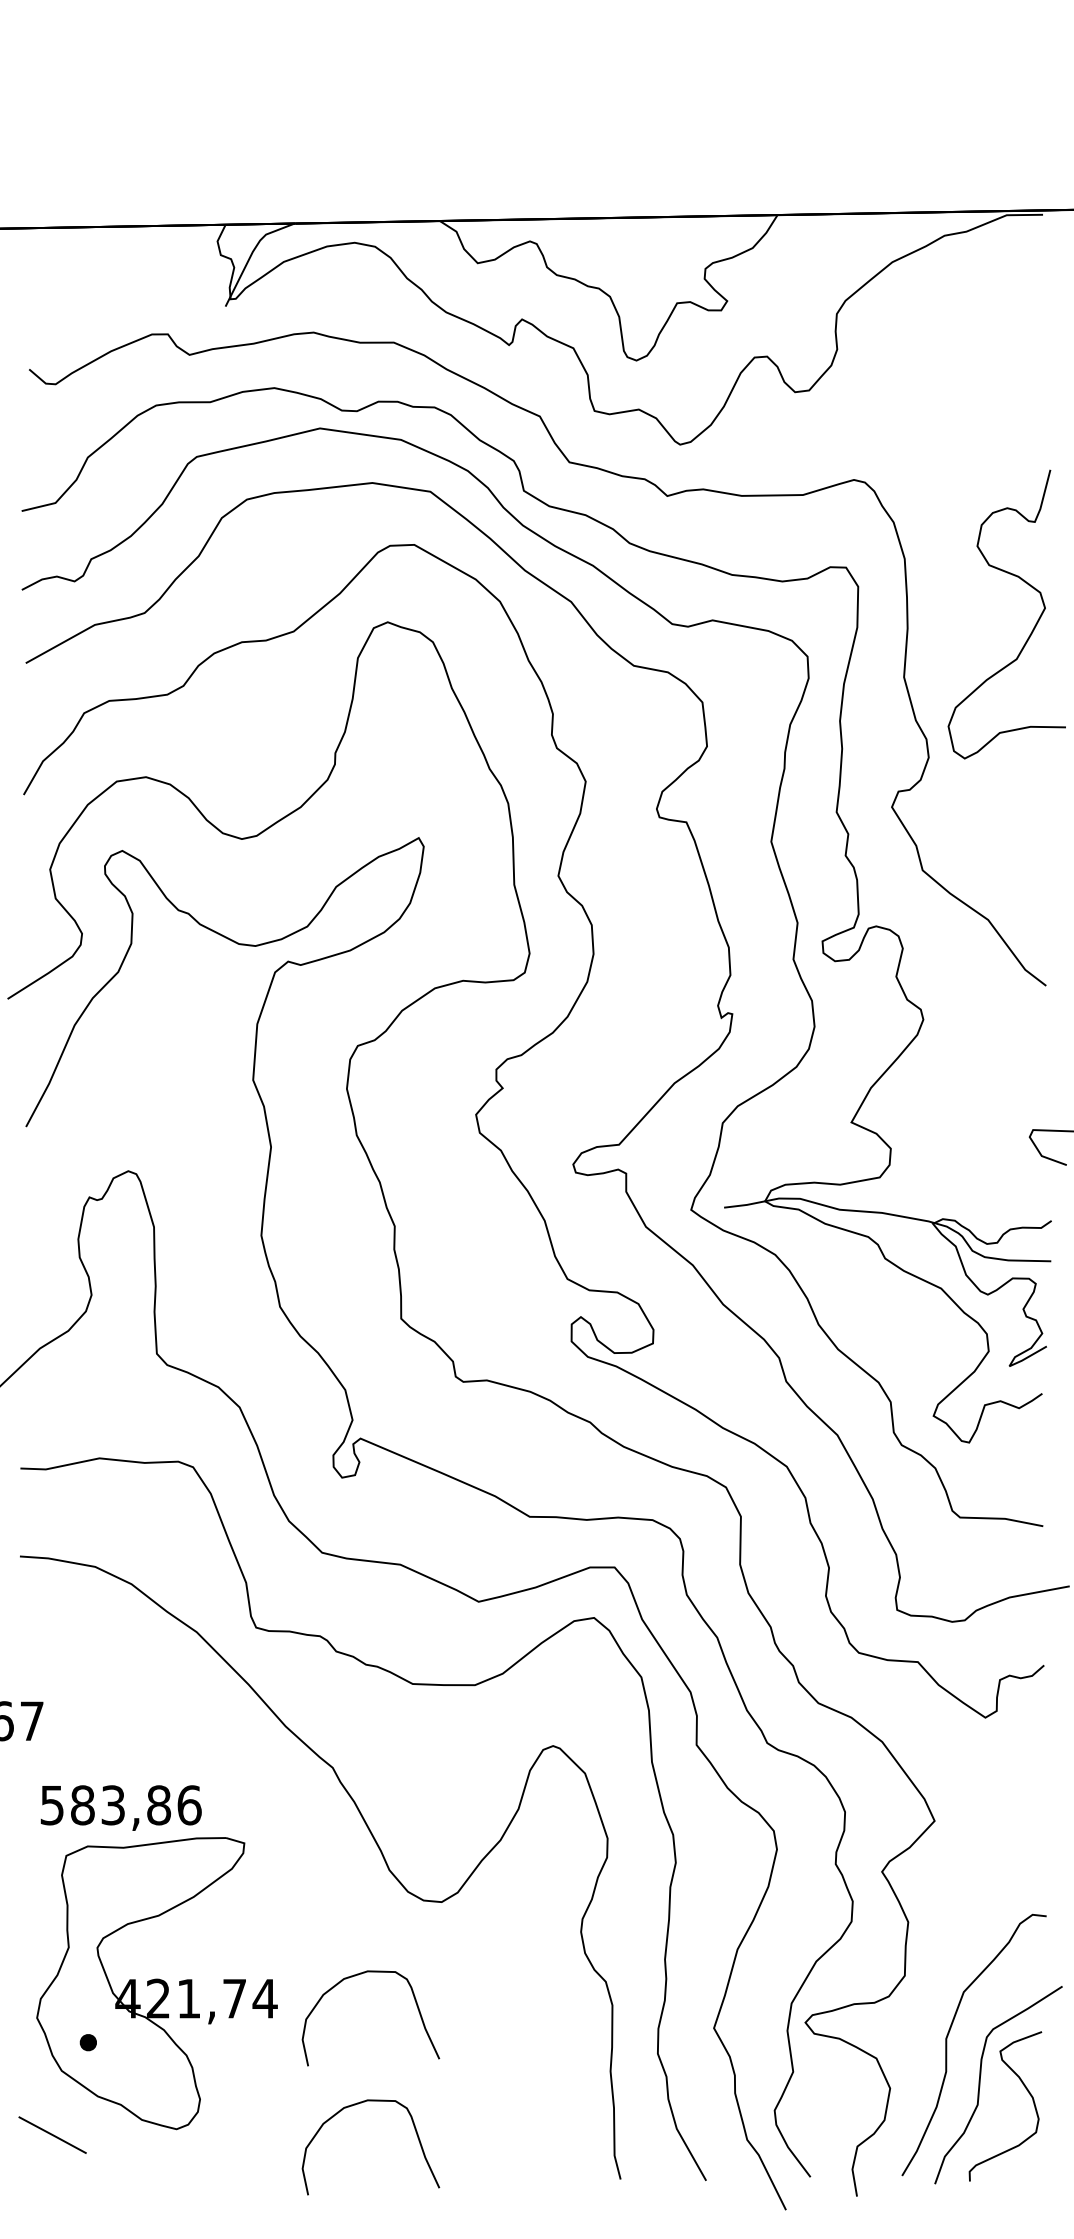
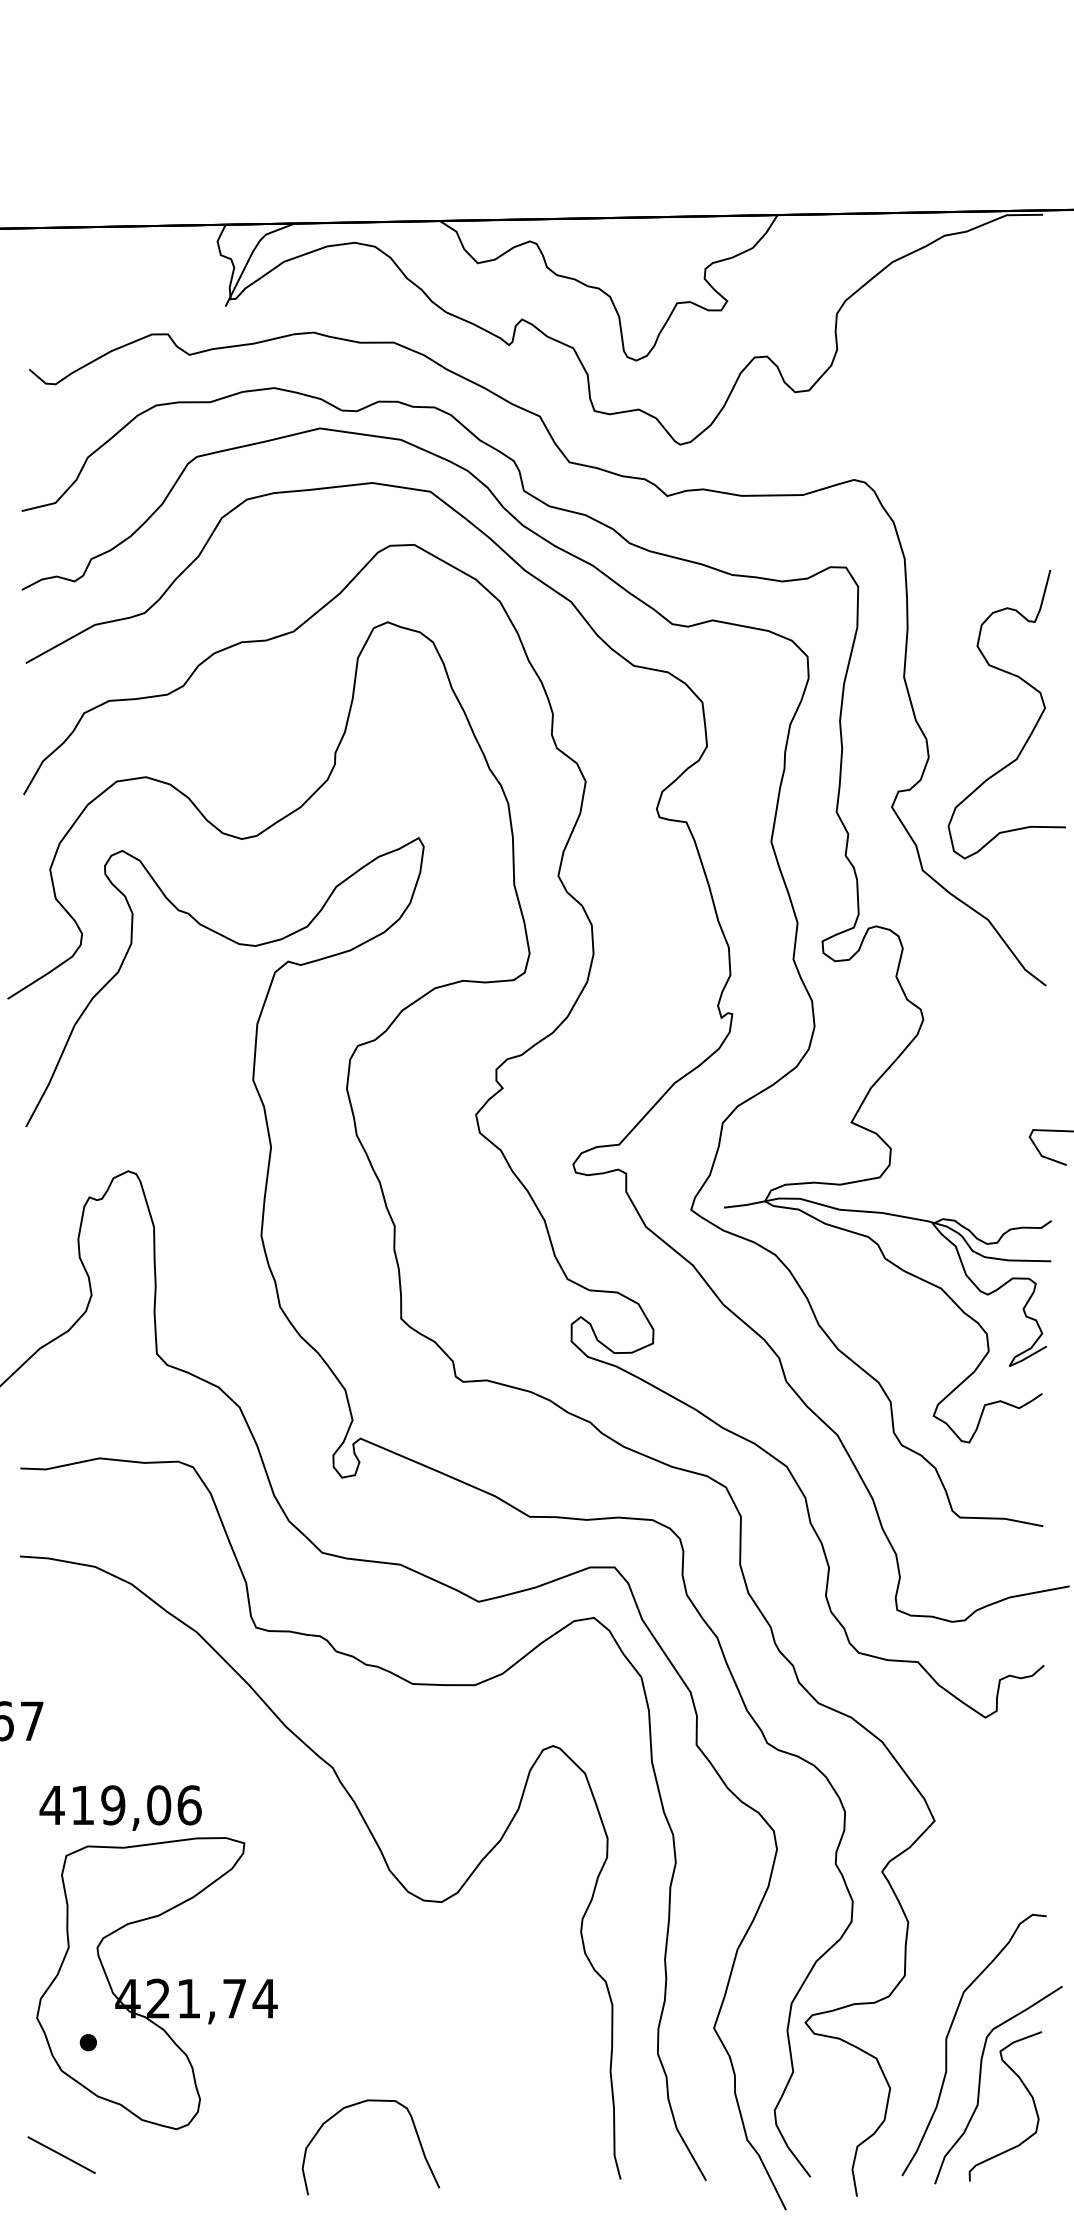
curve position: (1033, 627) -> (1033, 727) (1033, 727)
text: 583,86 -> 419,06 (105, 1805)
curve: present -> none (355, 1976)
line position: (52, 2134) -> (61, 2154) (61, 2154)
